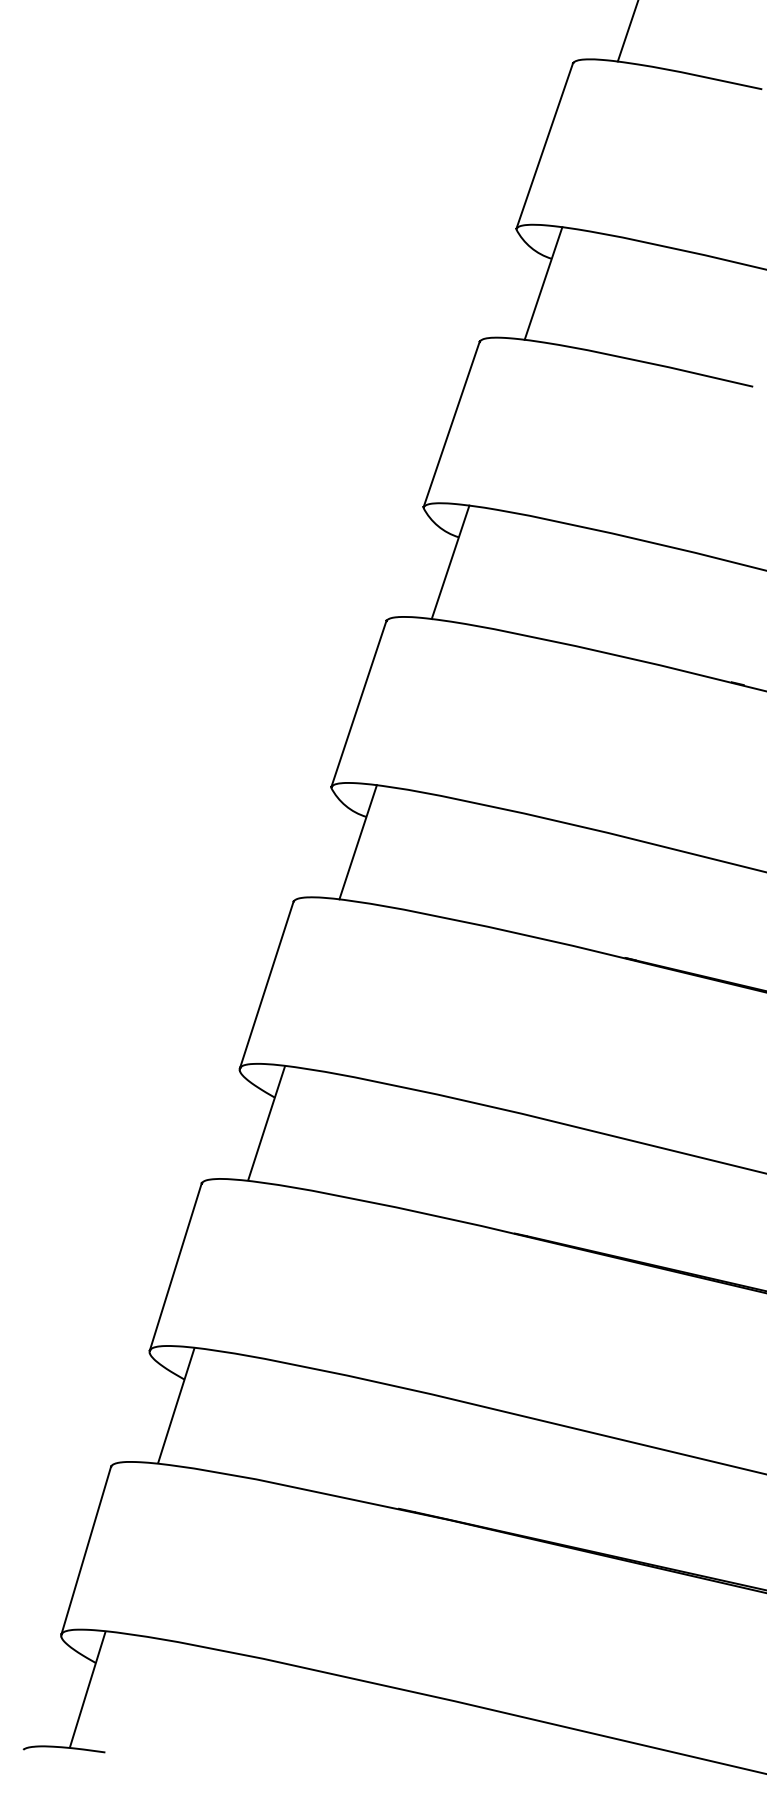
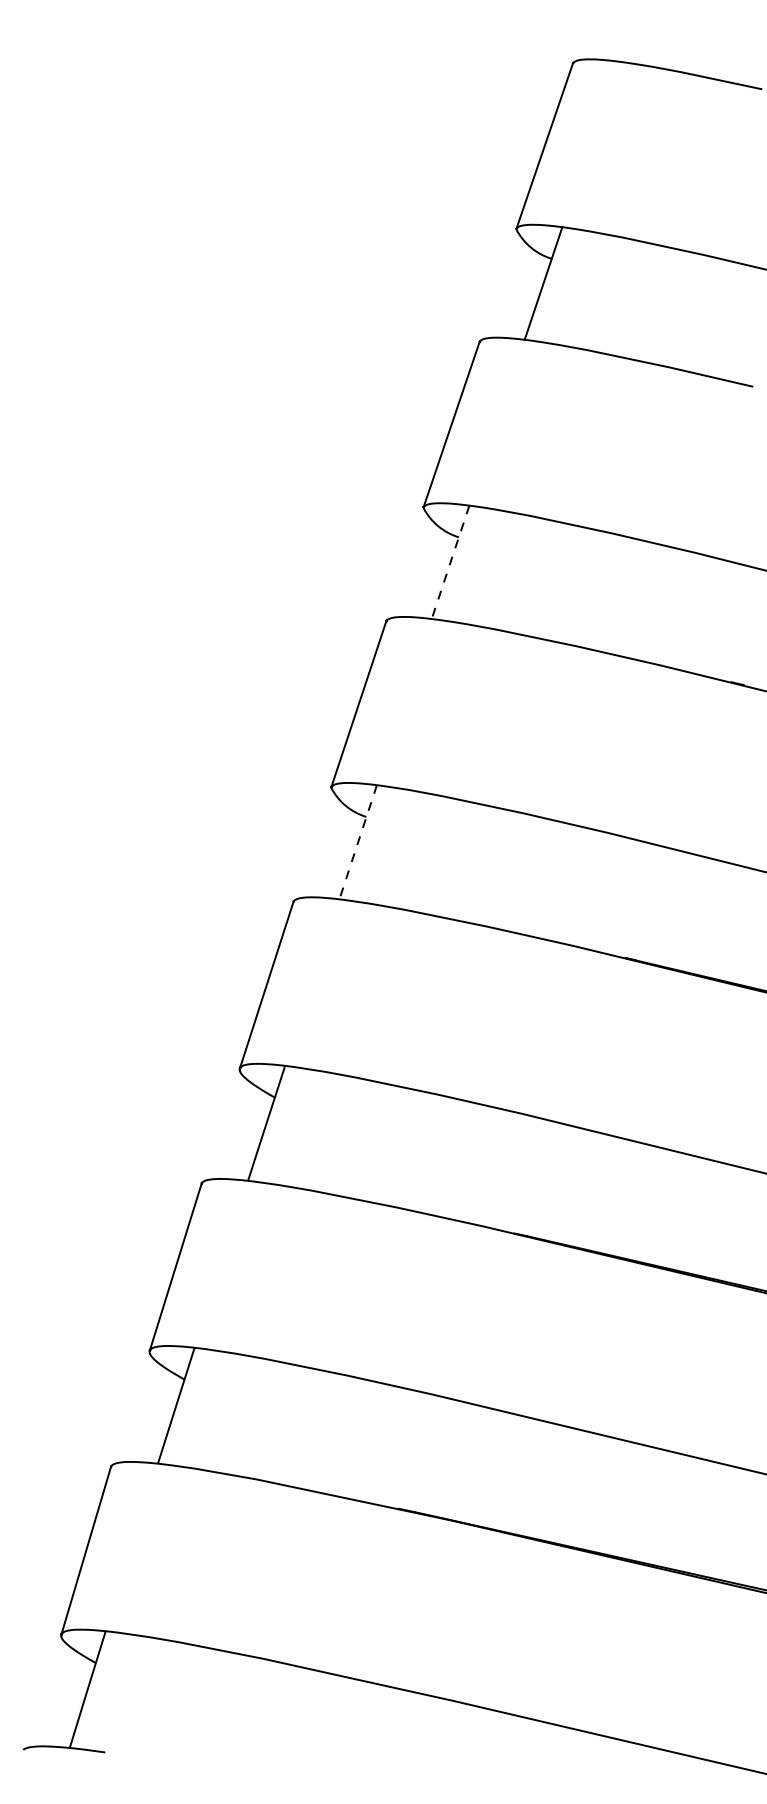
line: present -> none (627, 31)
line: solid -> dashed (450, 562)
line: solid -> dashed (358, 842)
